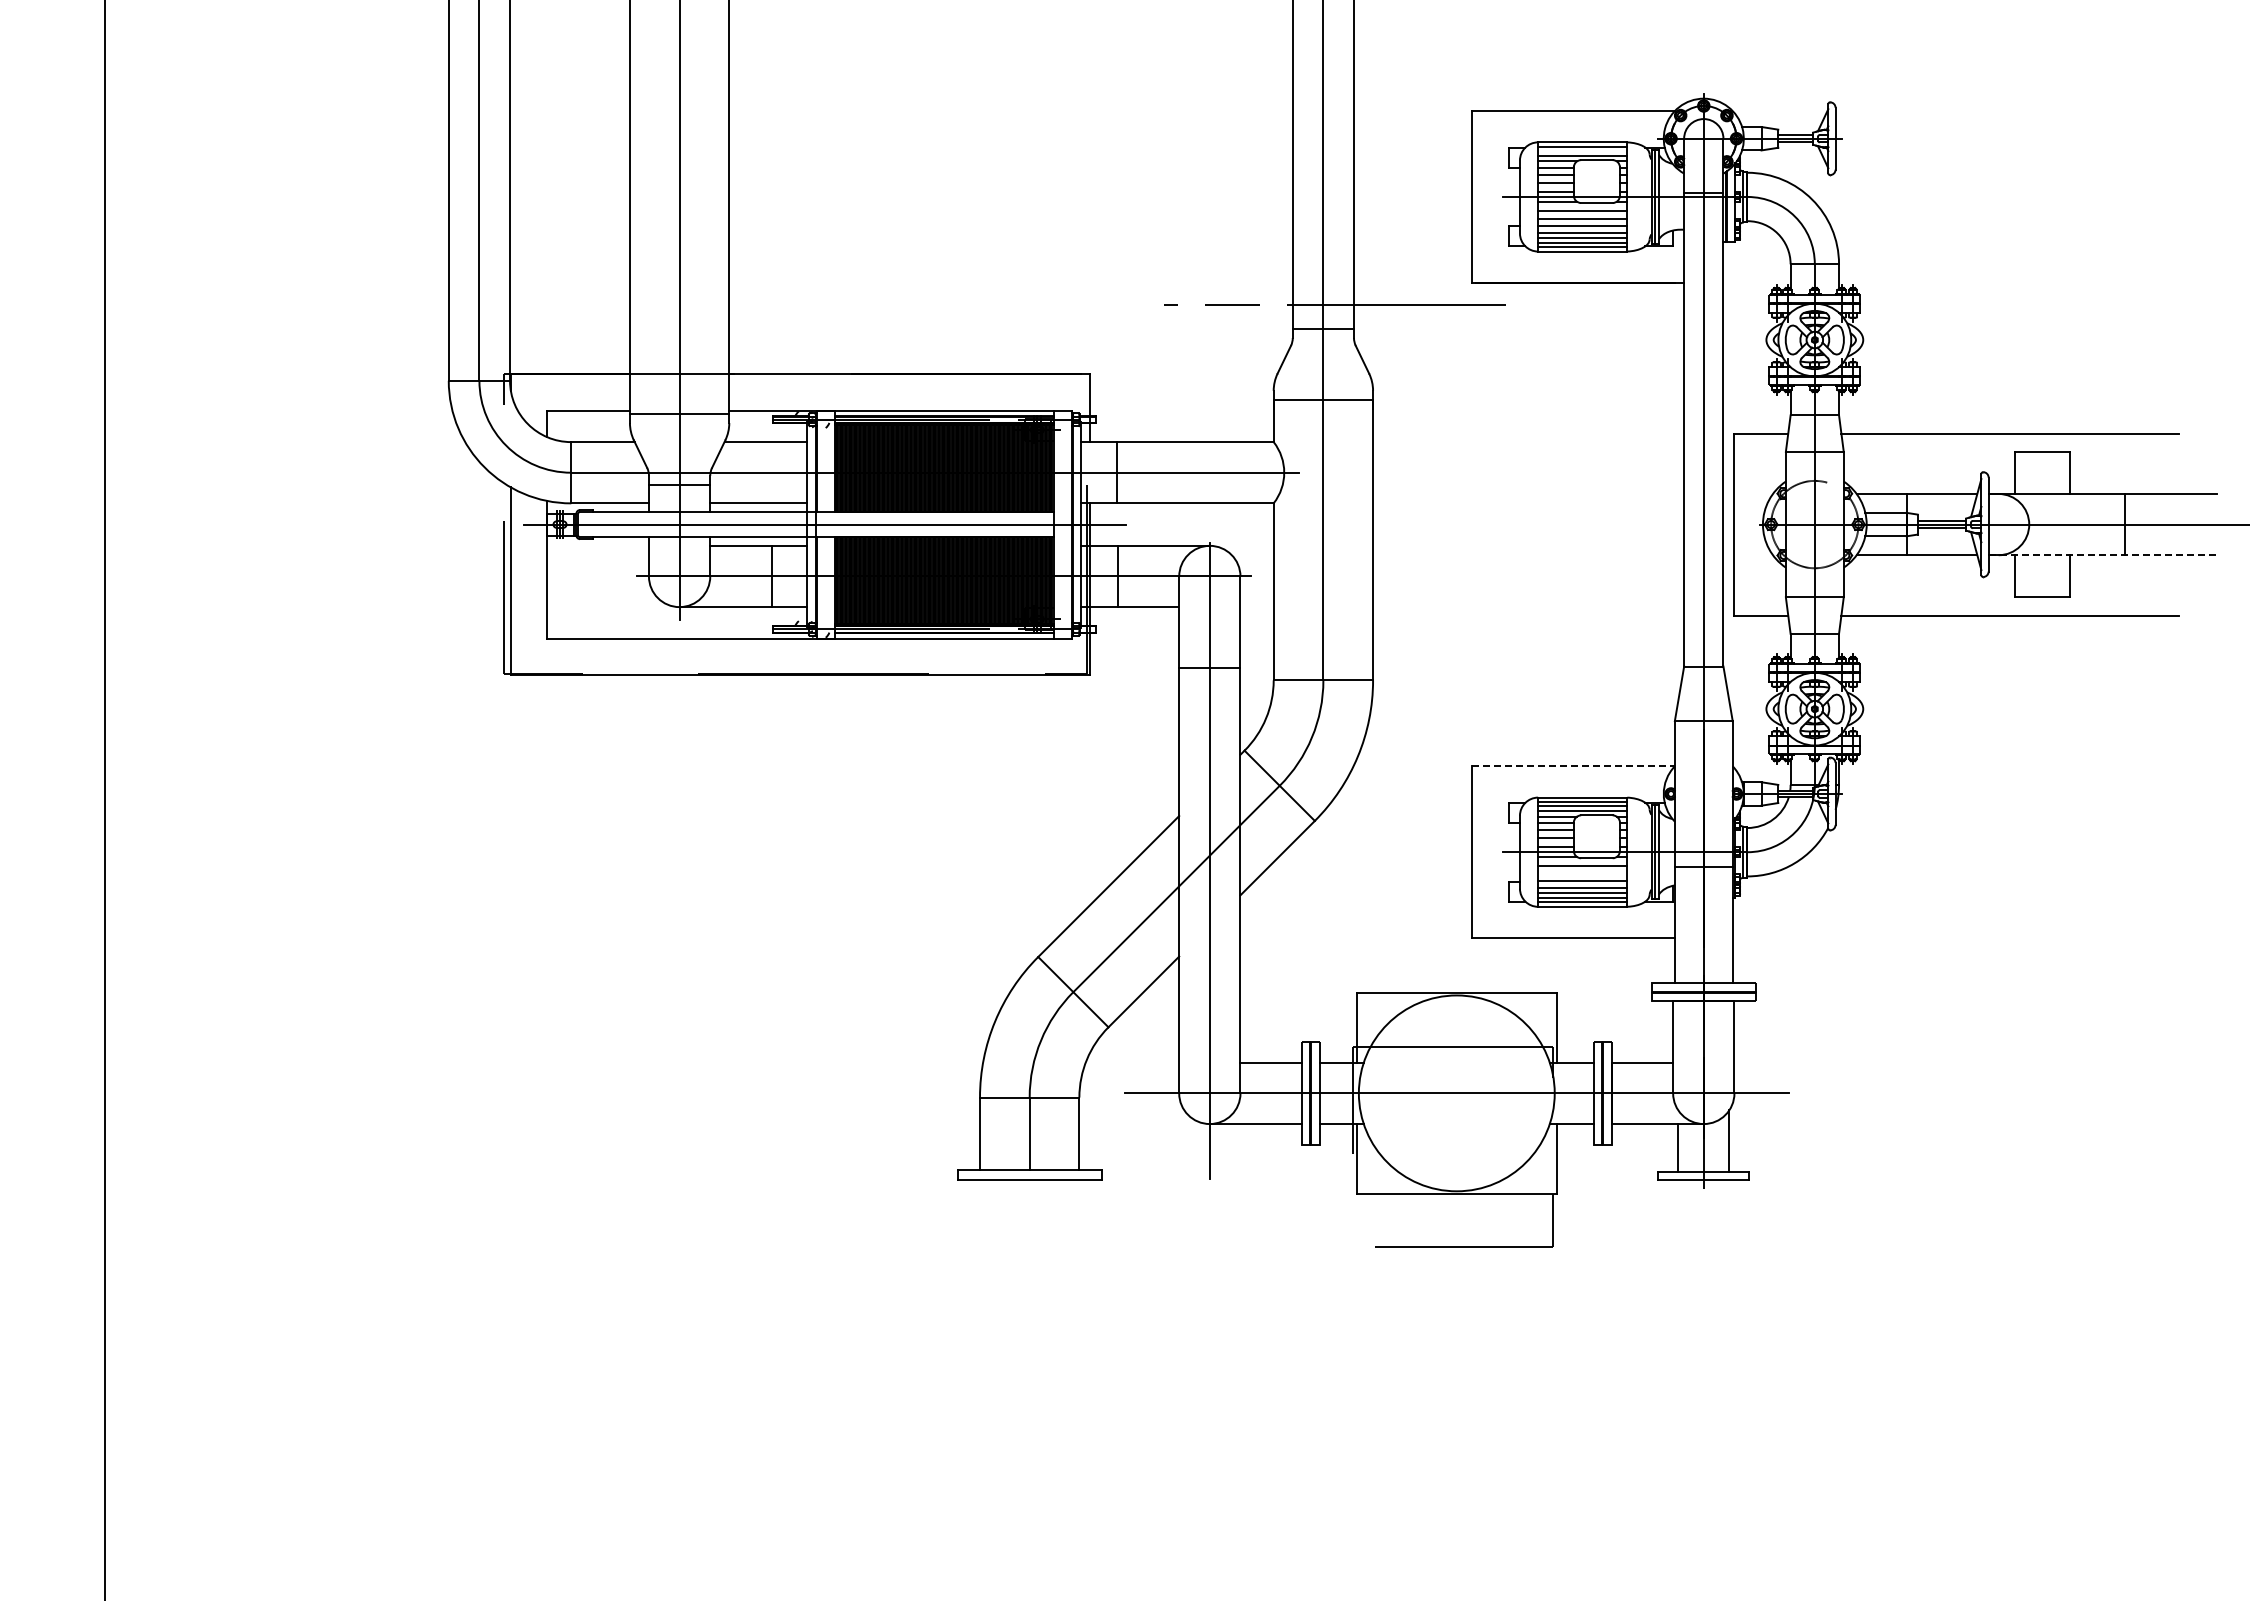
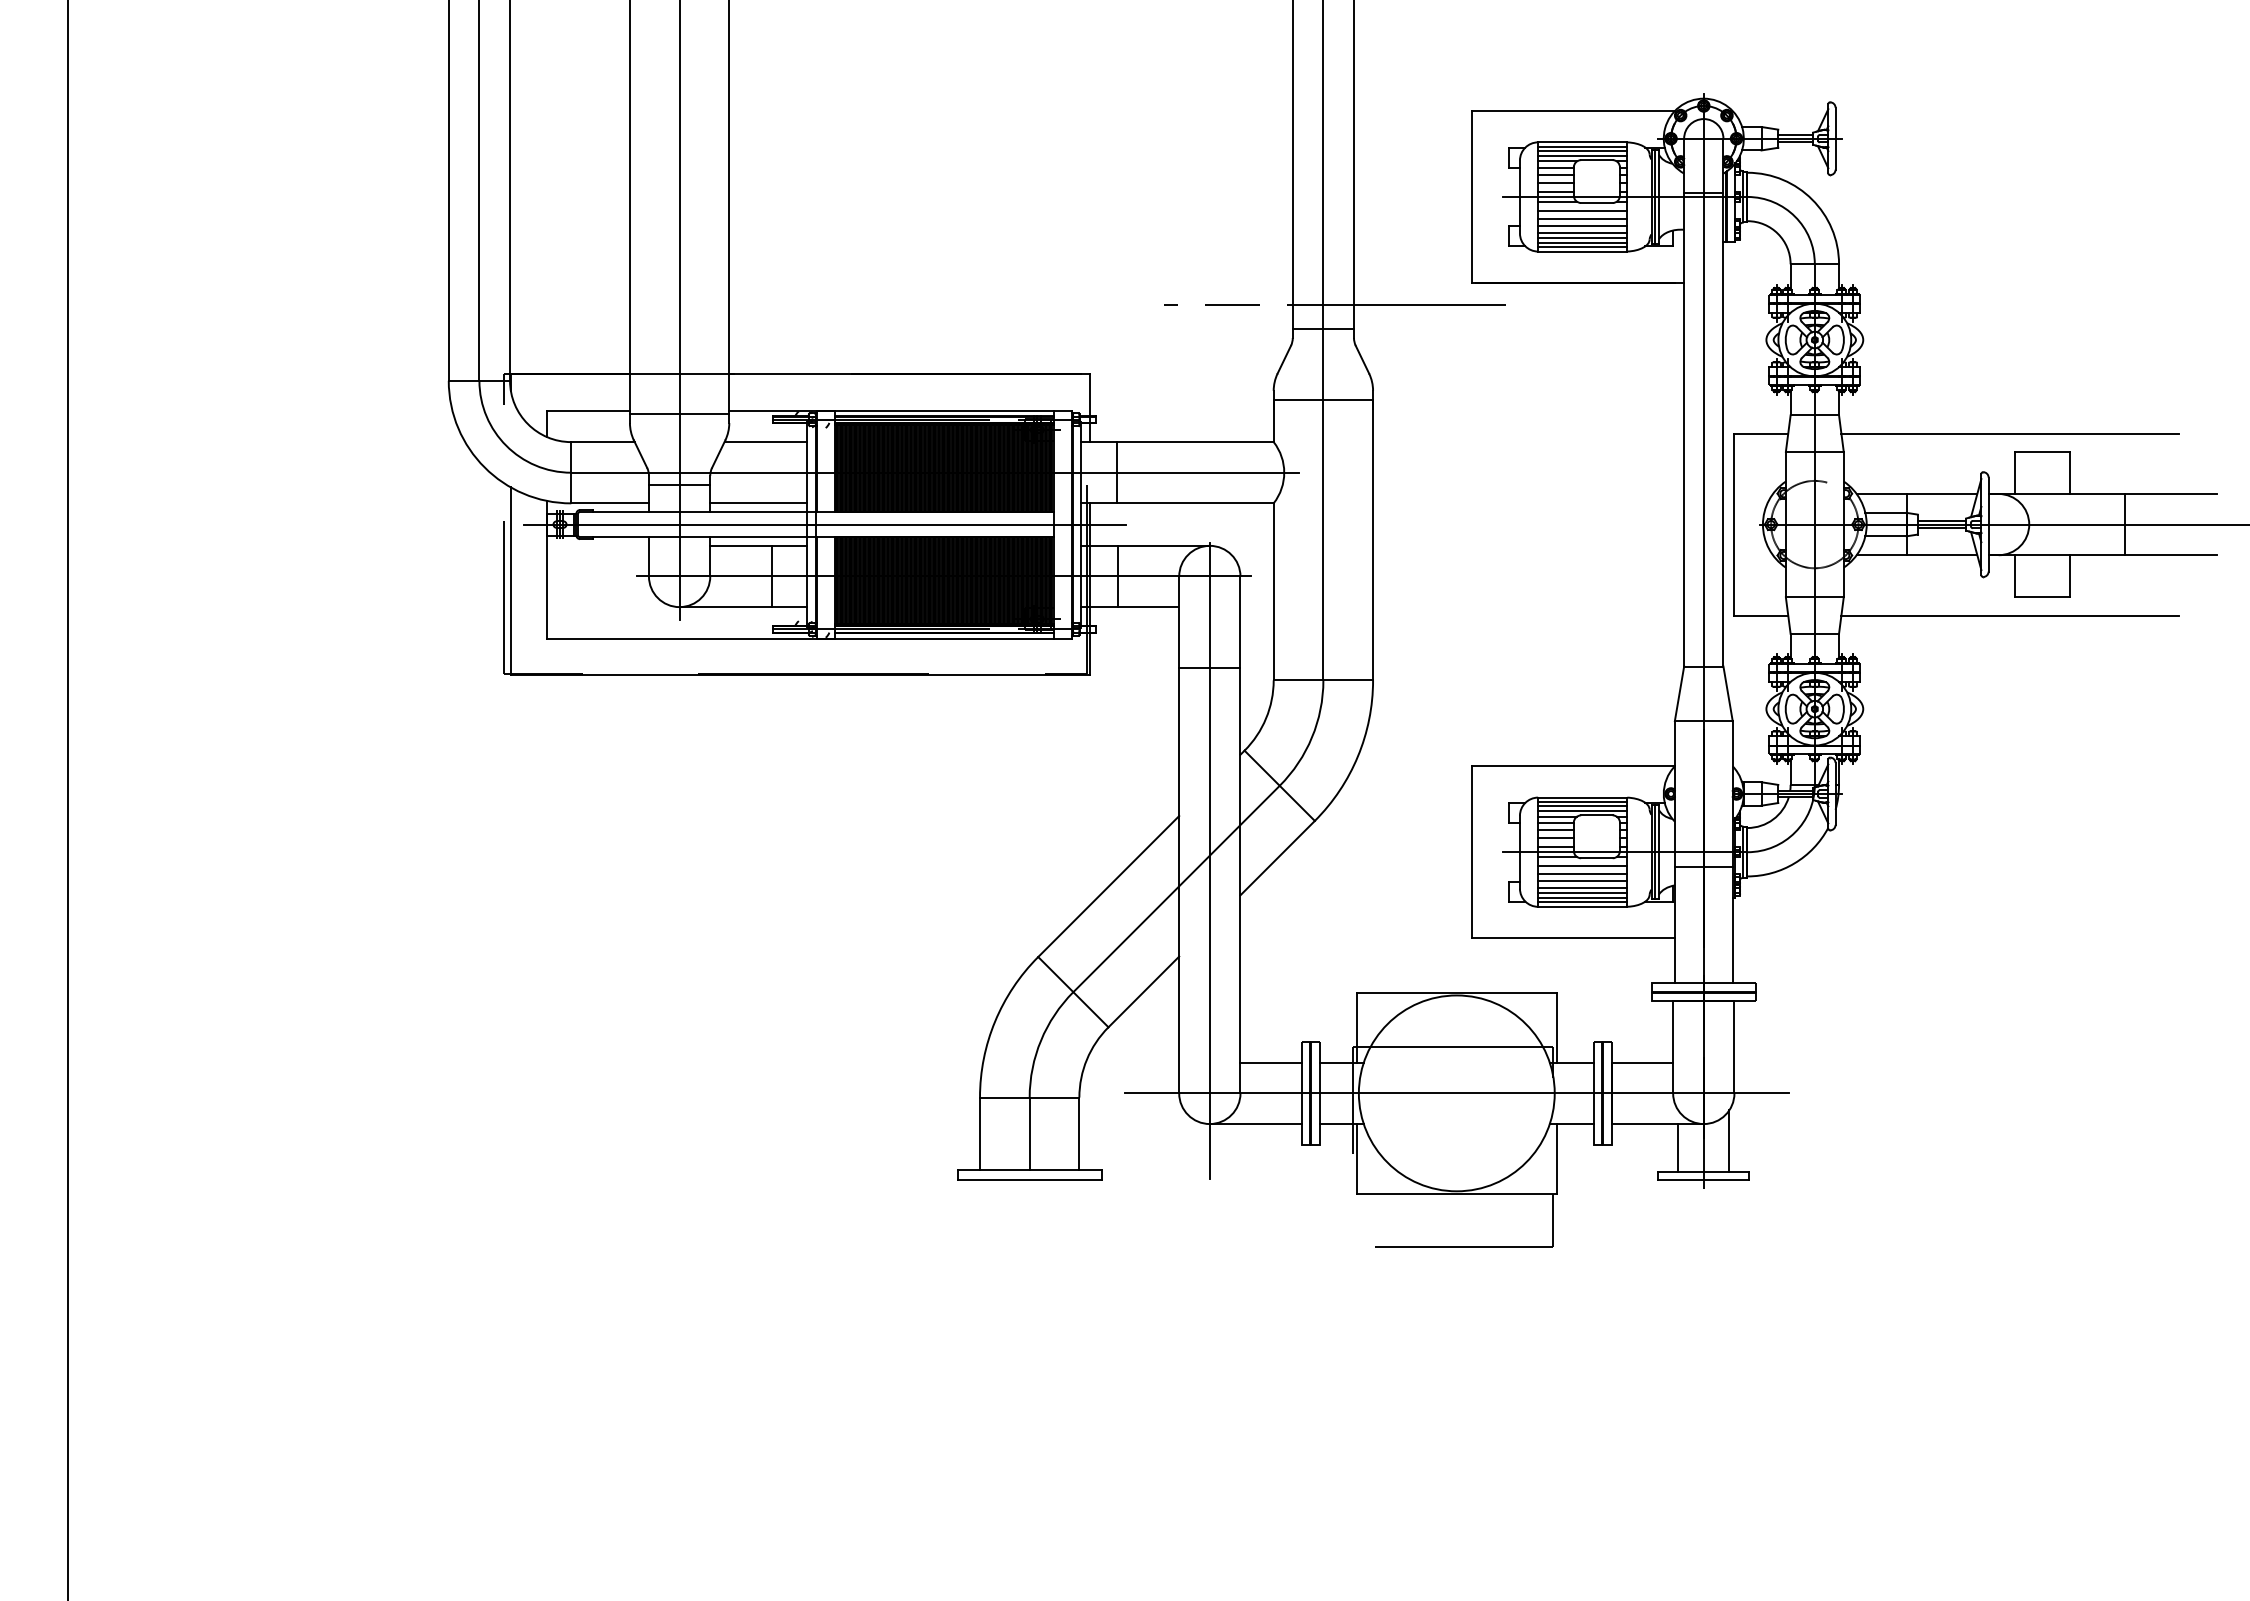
line: none -> present (1582, 151)
line: dashed -> solid (2103, 555)
line: dashed -> solid (1574, 766)
line position: (104, 799) -> (67, 799) (67, 799)
line: none -> present (1582, 874)
